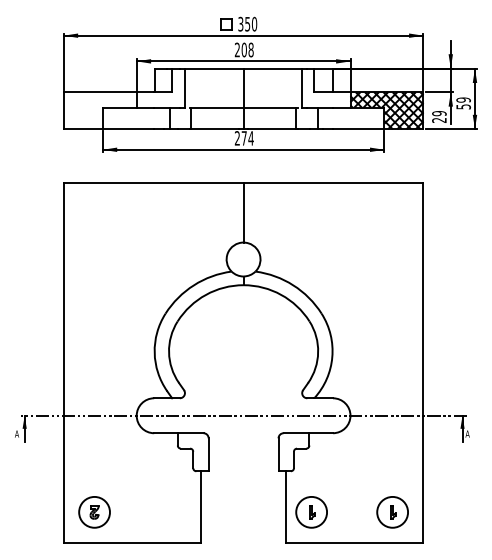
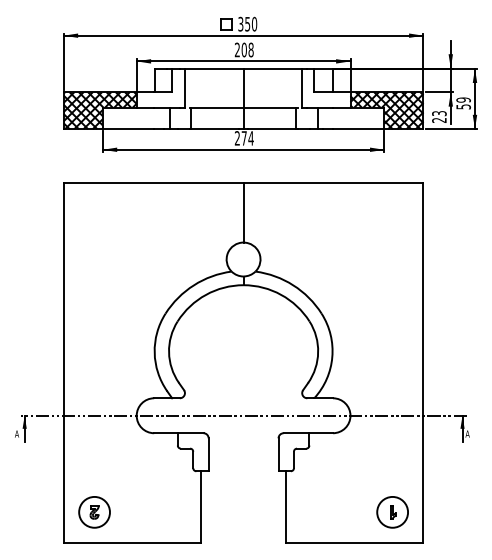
hatch: none -> present (99, 110)
text: 29 -> 23 (439, 113)
part: present -> none (311, 512)
